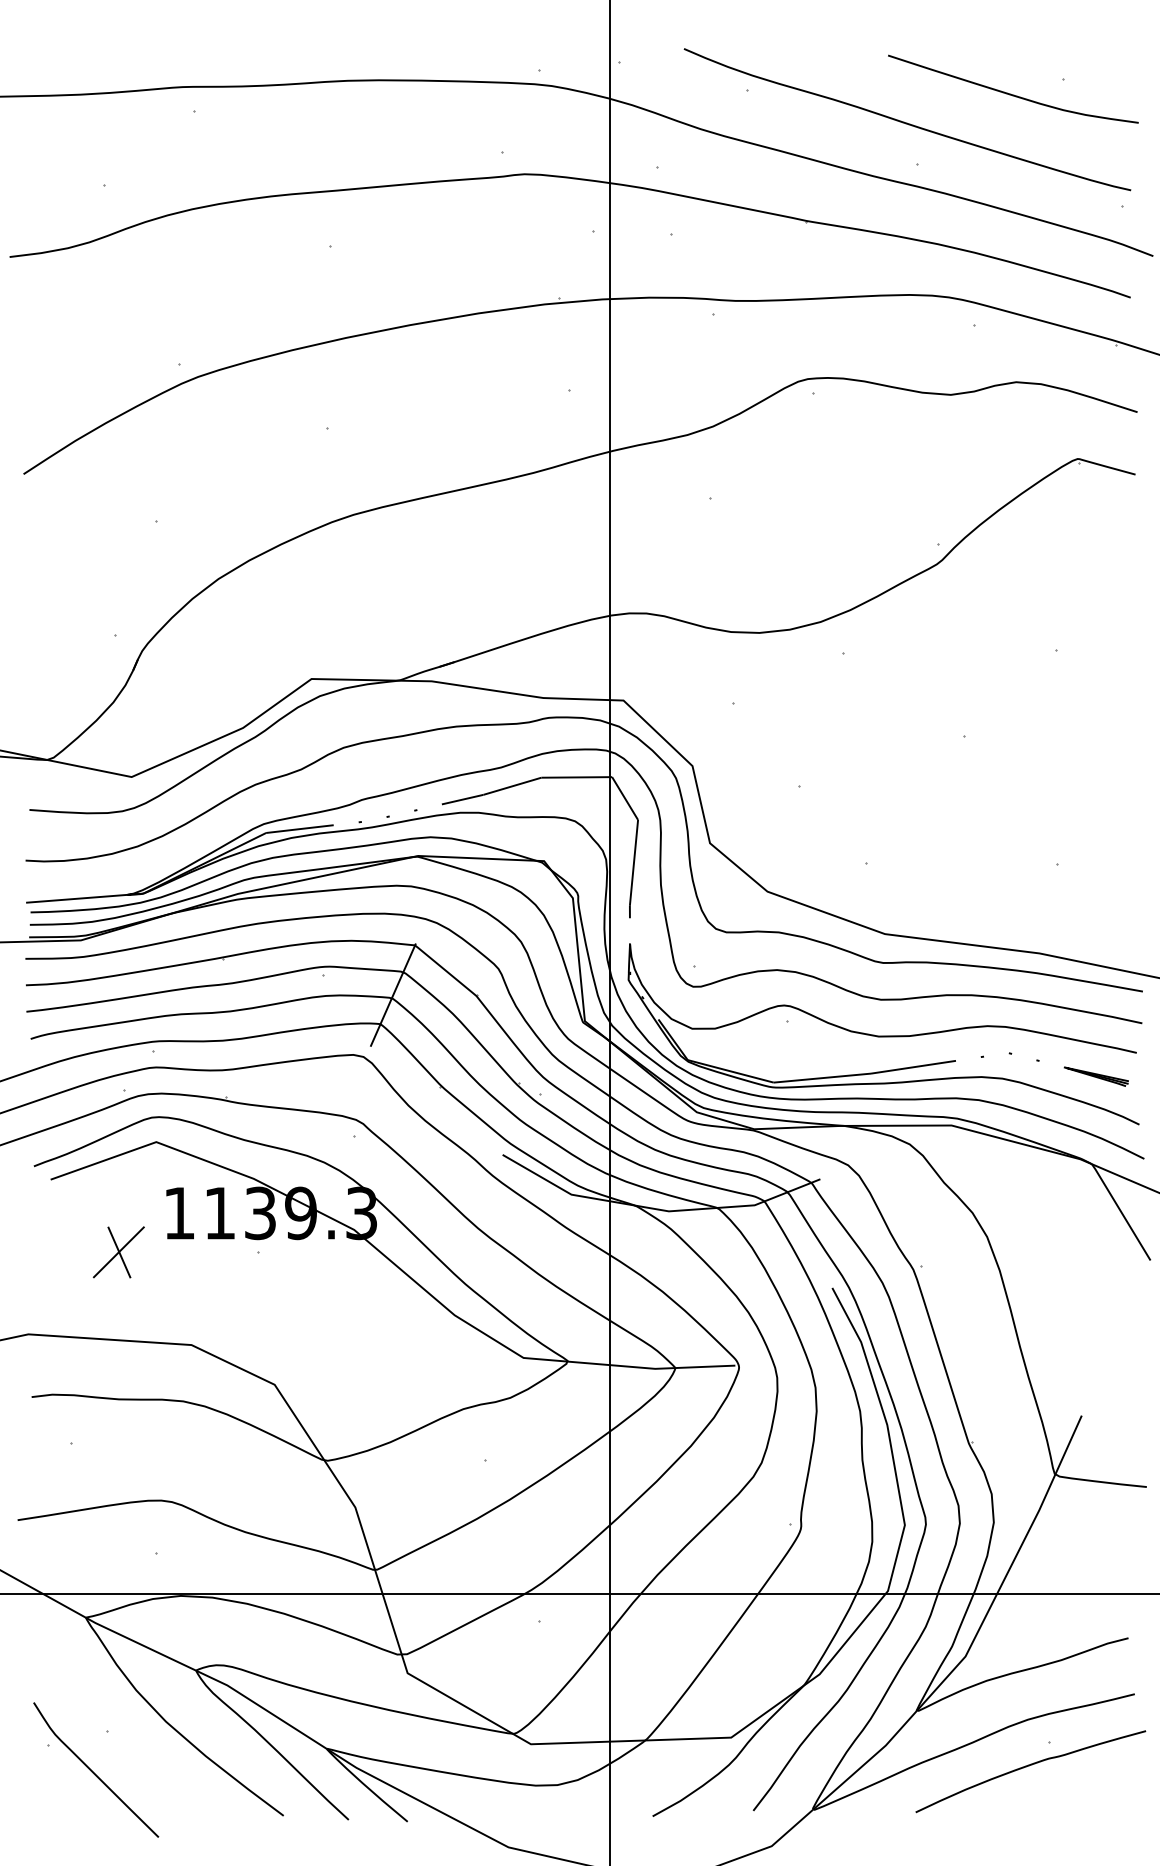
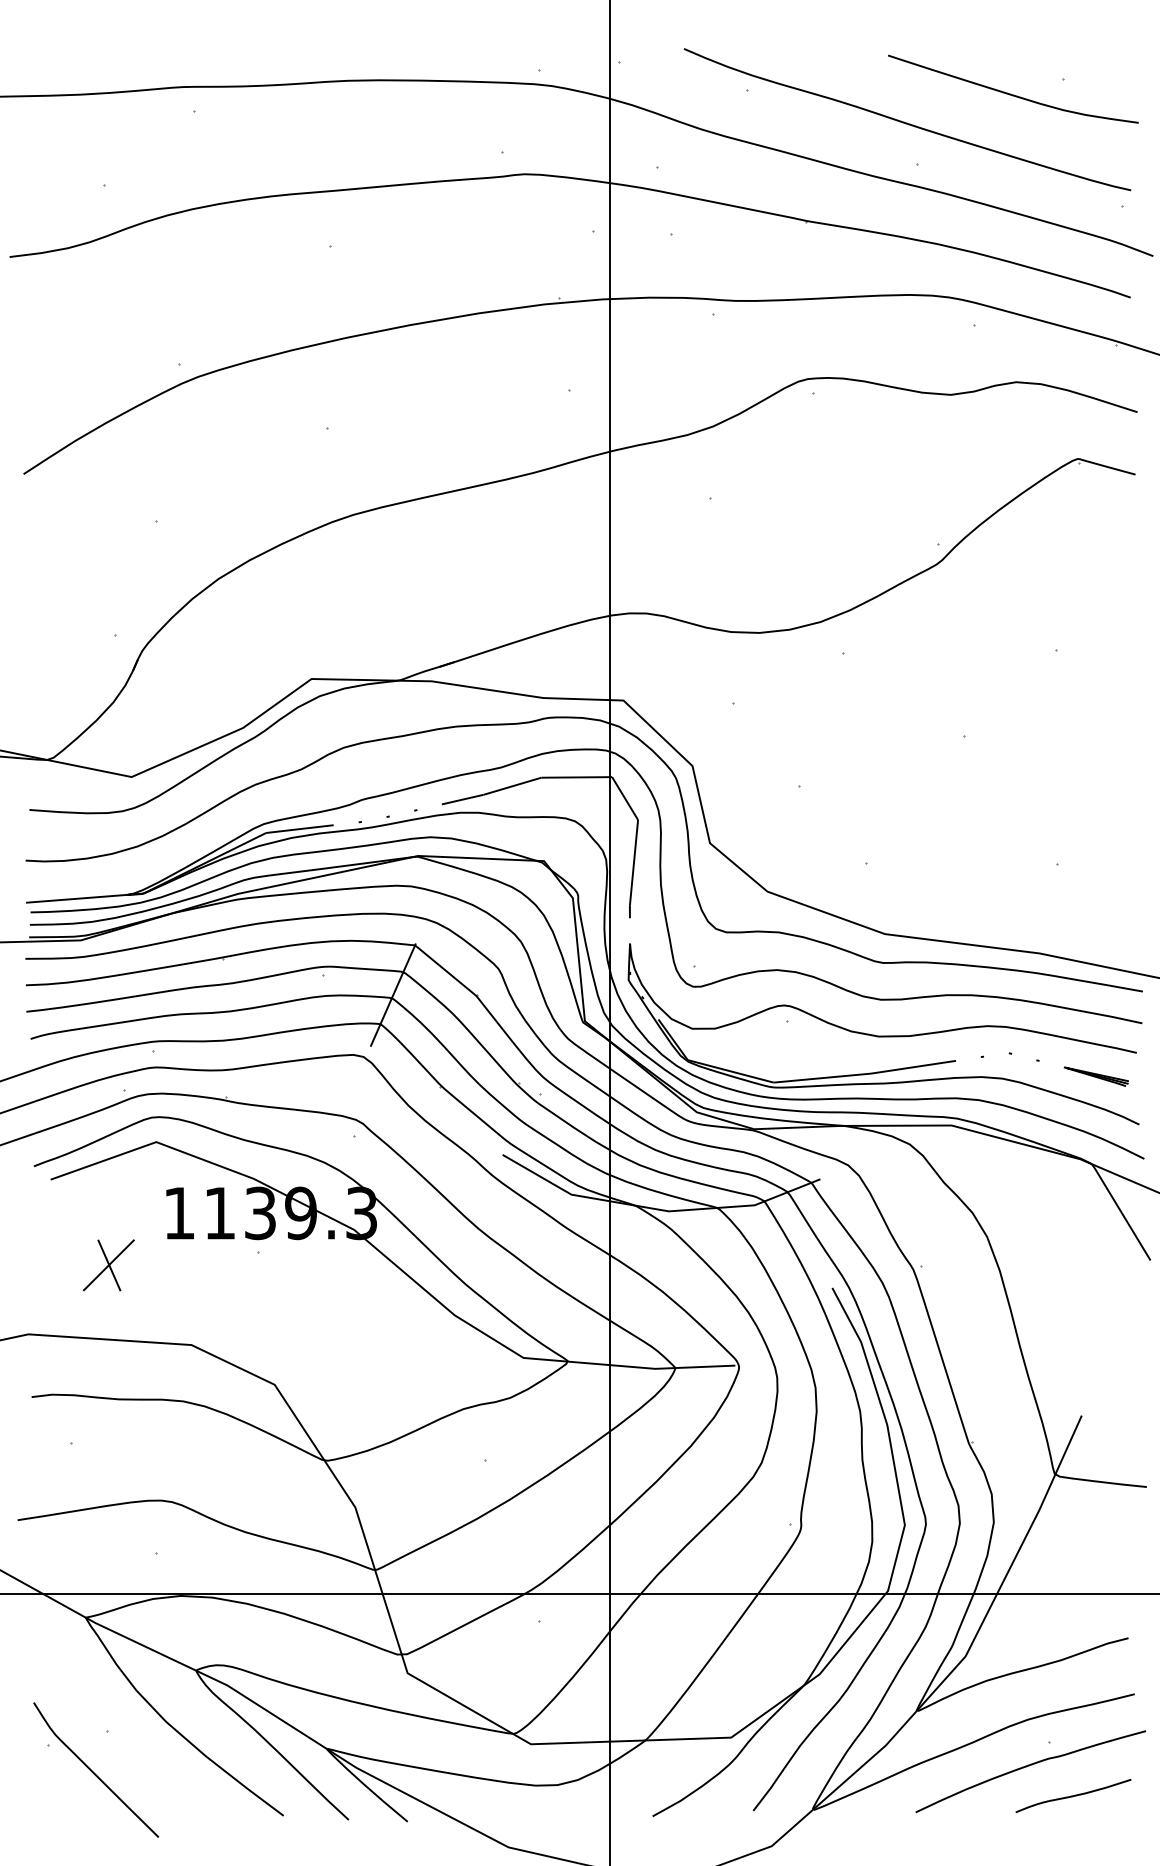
part position: (118, 1252) -> (108, 1265) (108, 1265)
curve: none -> present (1073, 1796)
